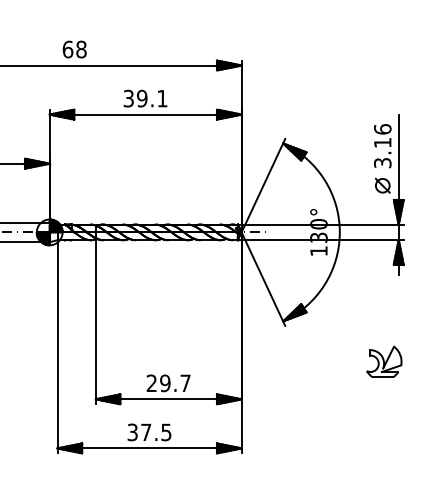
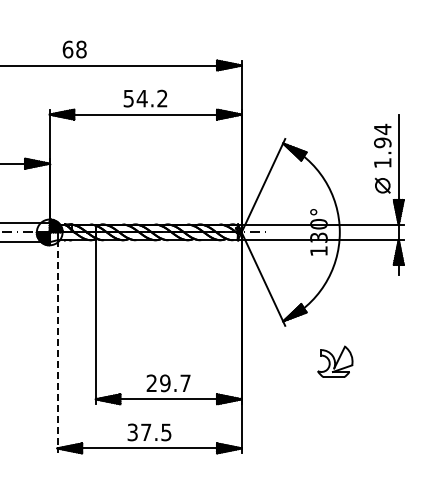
text: 39.1 -> 54.2 (145, 98)
text: 3.16 -> 1.94 (382, 145)
line: solid -> dashed (57, 346)
part position: (384, 361) -> (335, 361) (335, 361)
